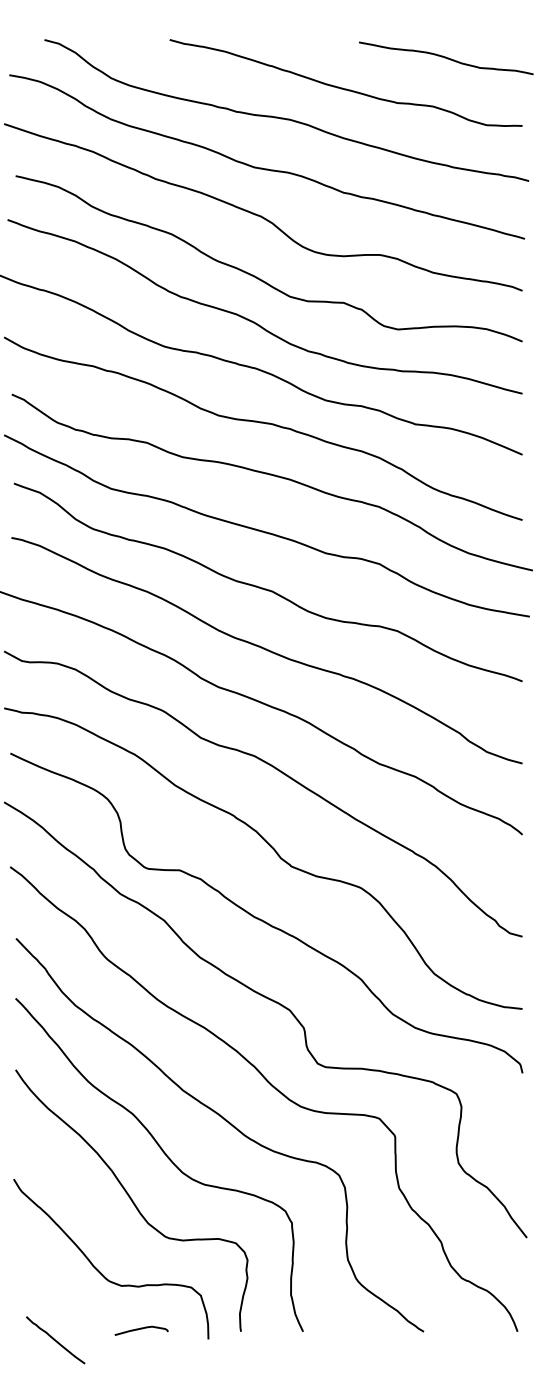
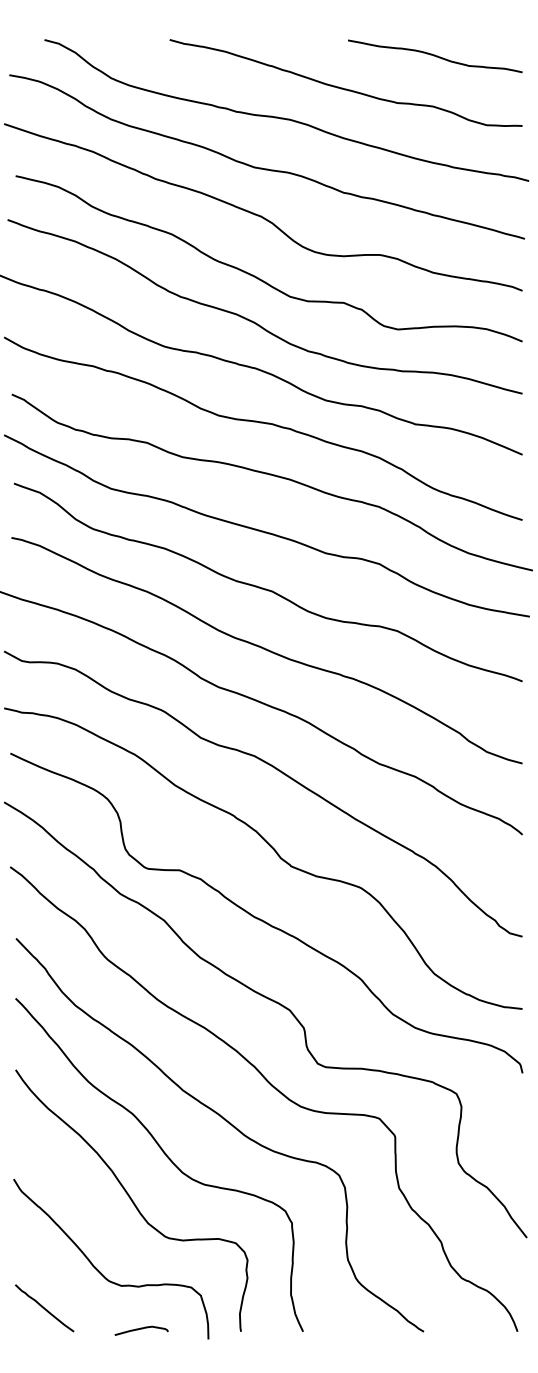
curve position: (446, 58) -> (435, 56) (435, 56)
line position: (55, 1340) -> (44, 1308) (44, 1308)
